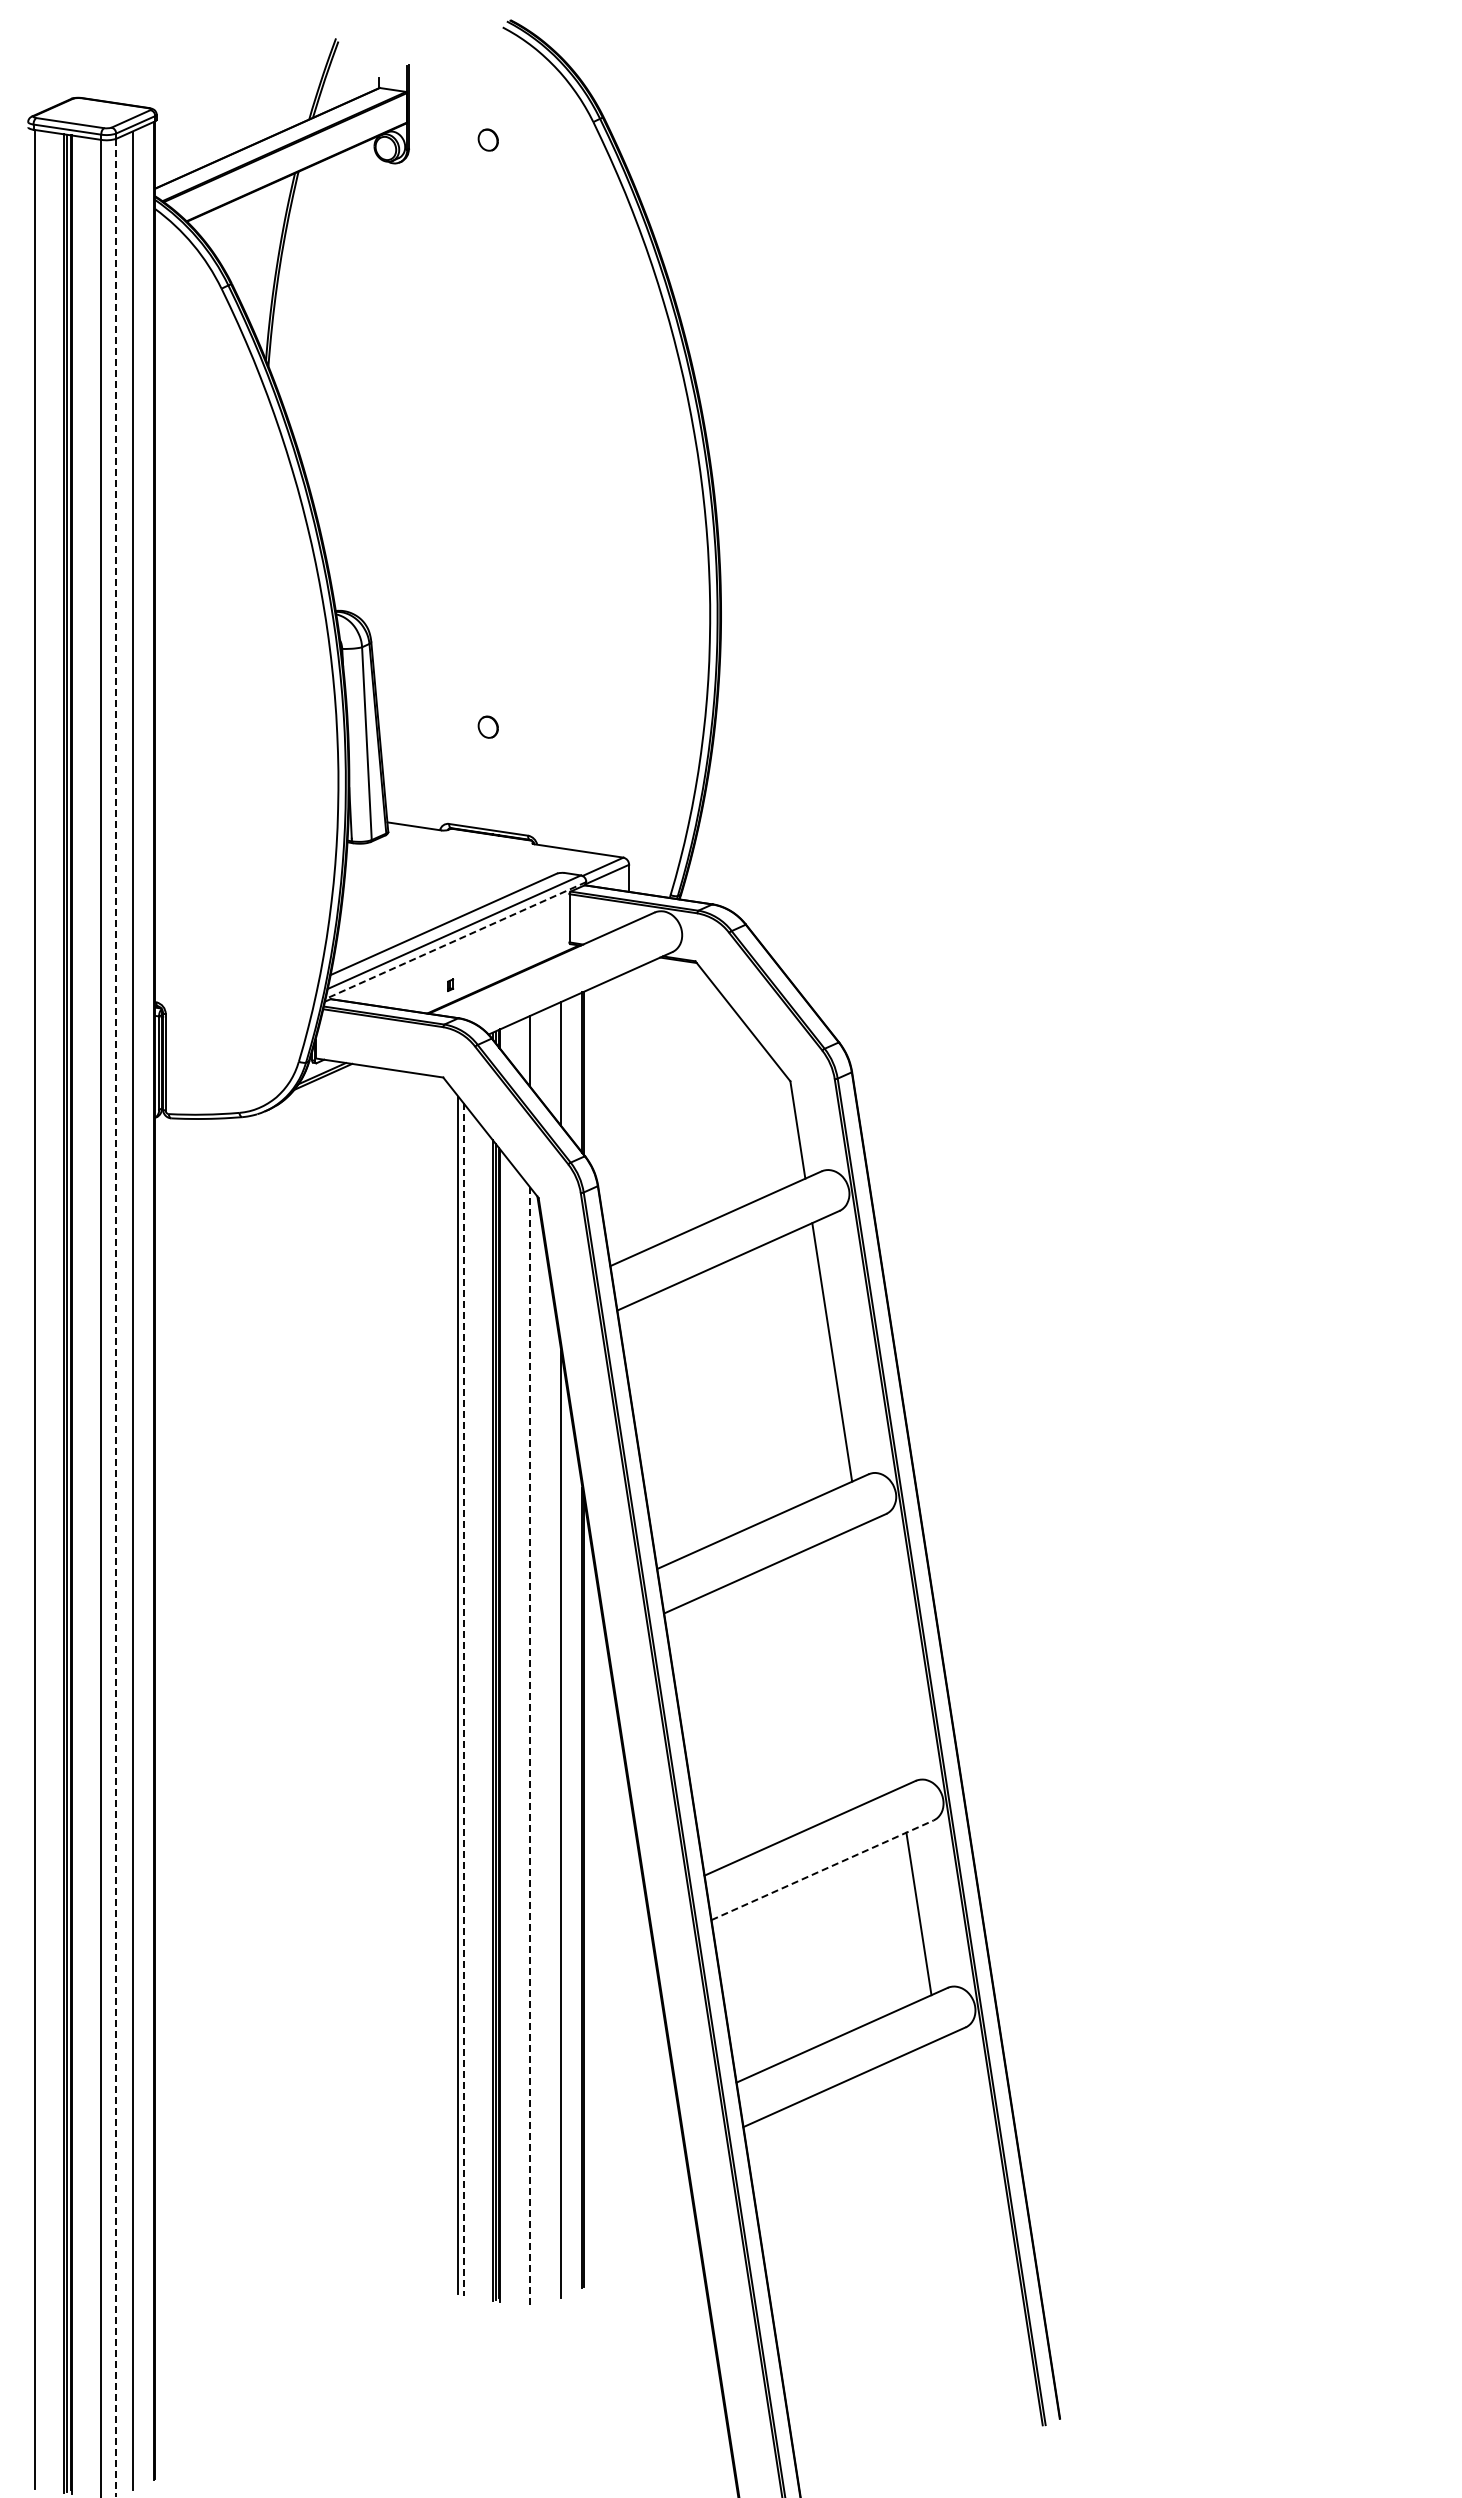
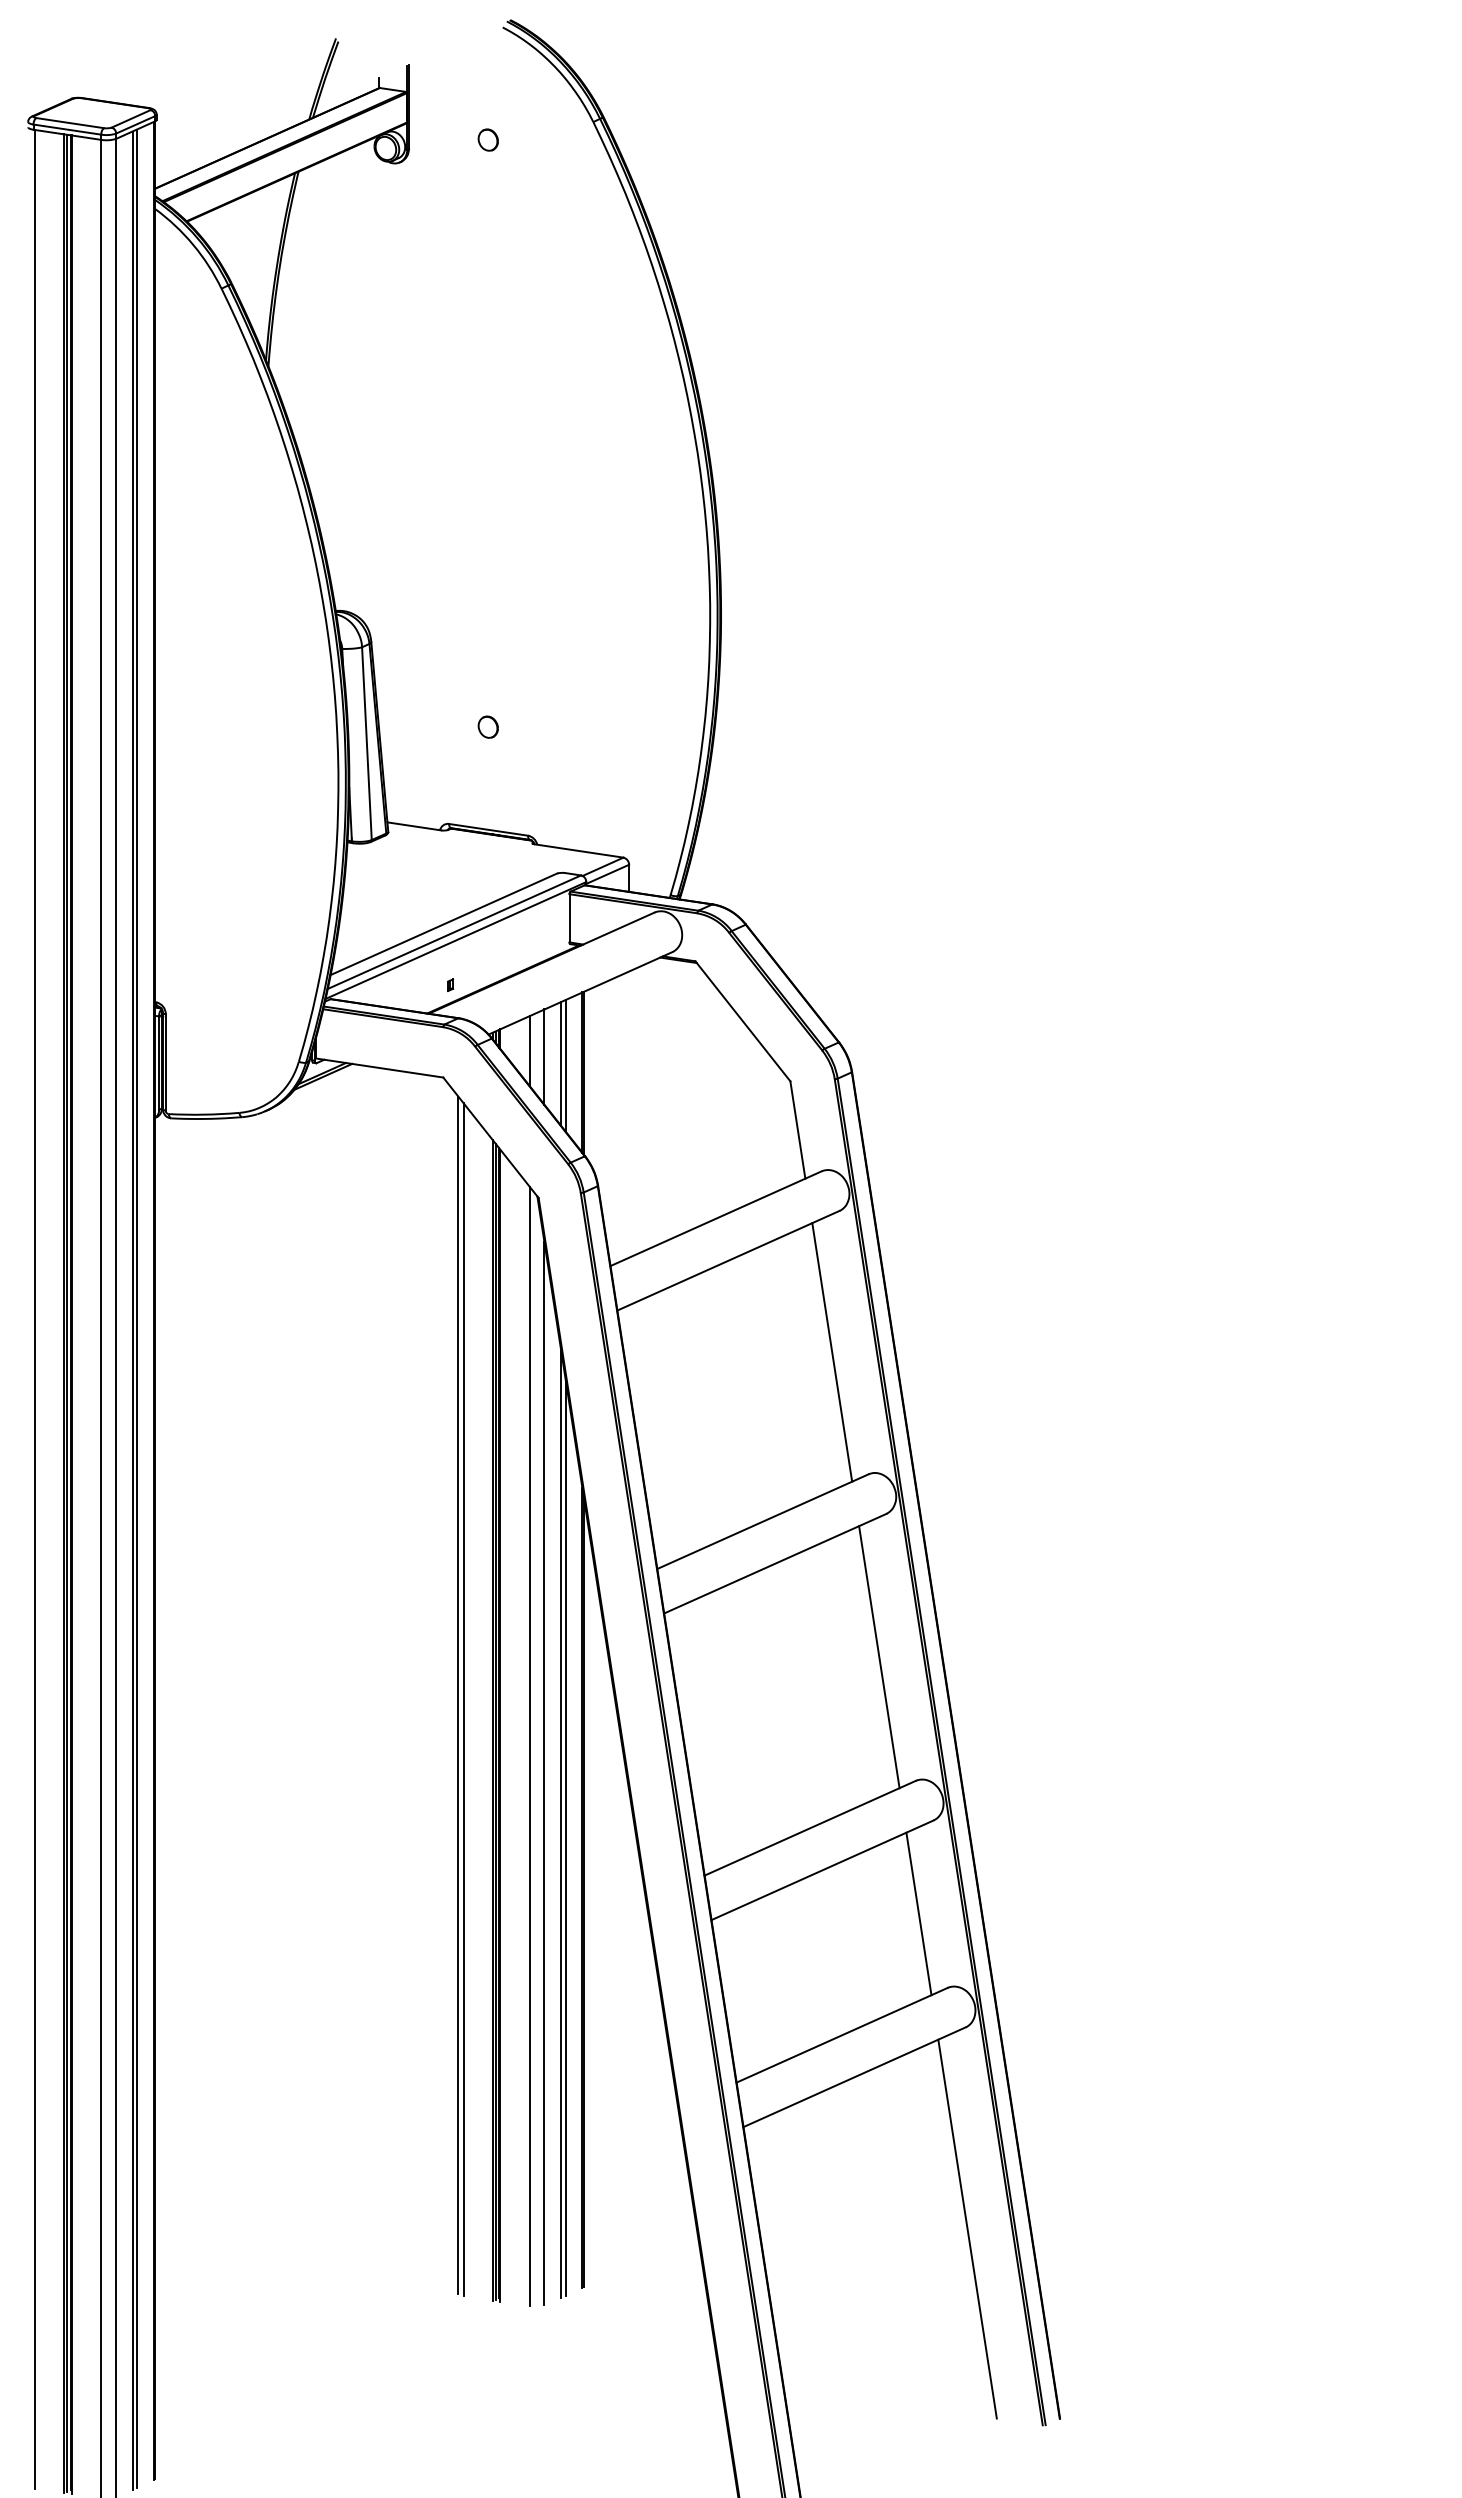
line: dashed -> solid (455, 940)
line: none -> present (544, 1056)
line: none -> present (565, 1065)
line: none -> present (136, 1308)
line: dashed -> solid (115, 1318)
line: none -> present (879, 1657)
line: dashed -> solid (463, 1700)
line: dashed -> solid (529, 1746)
line: none -> present (544, 1773)
line: none -> present (565, 1837)
line: dashed -> solid (822, 1870)
line: none -> present (967, 2228)
